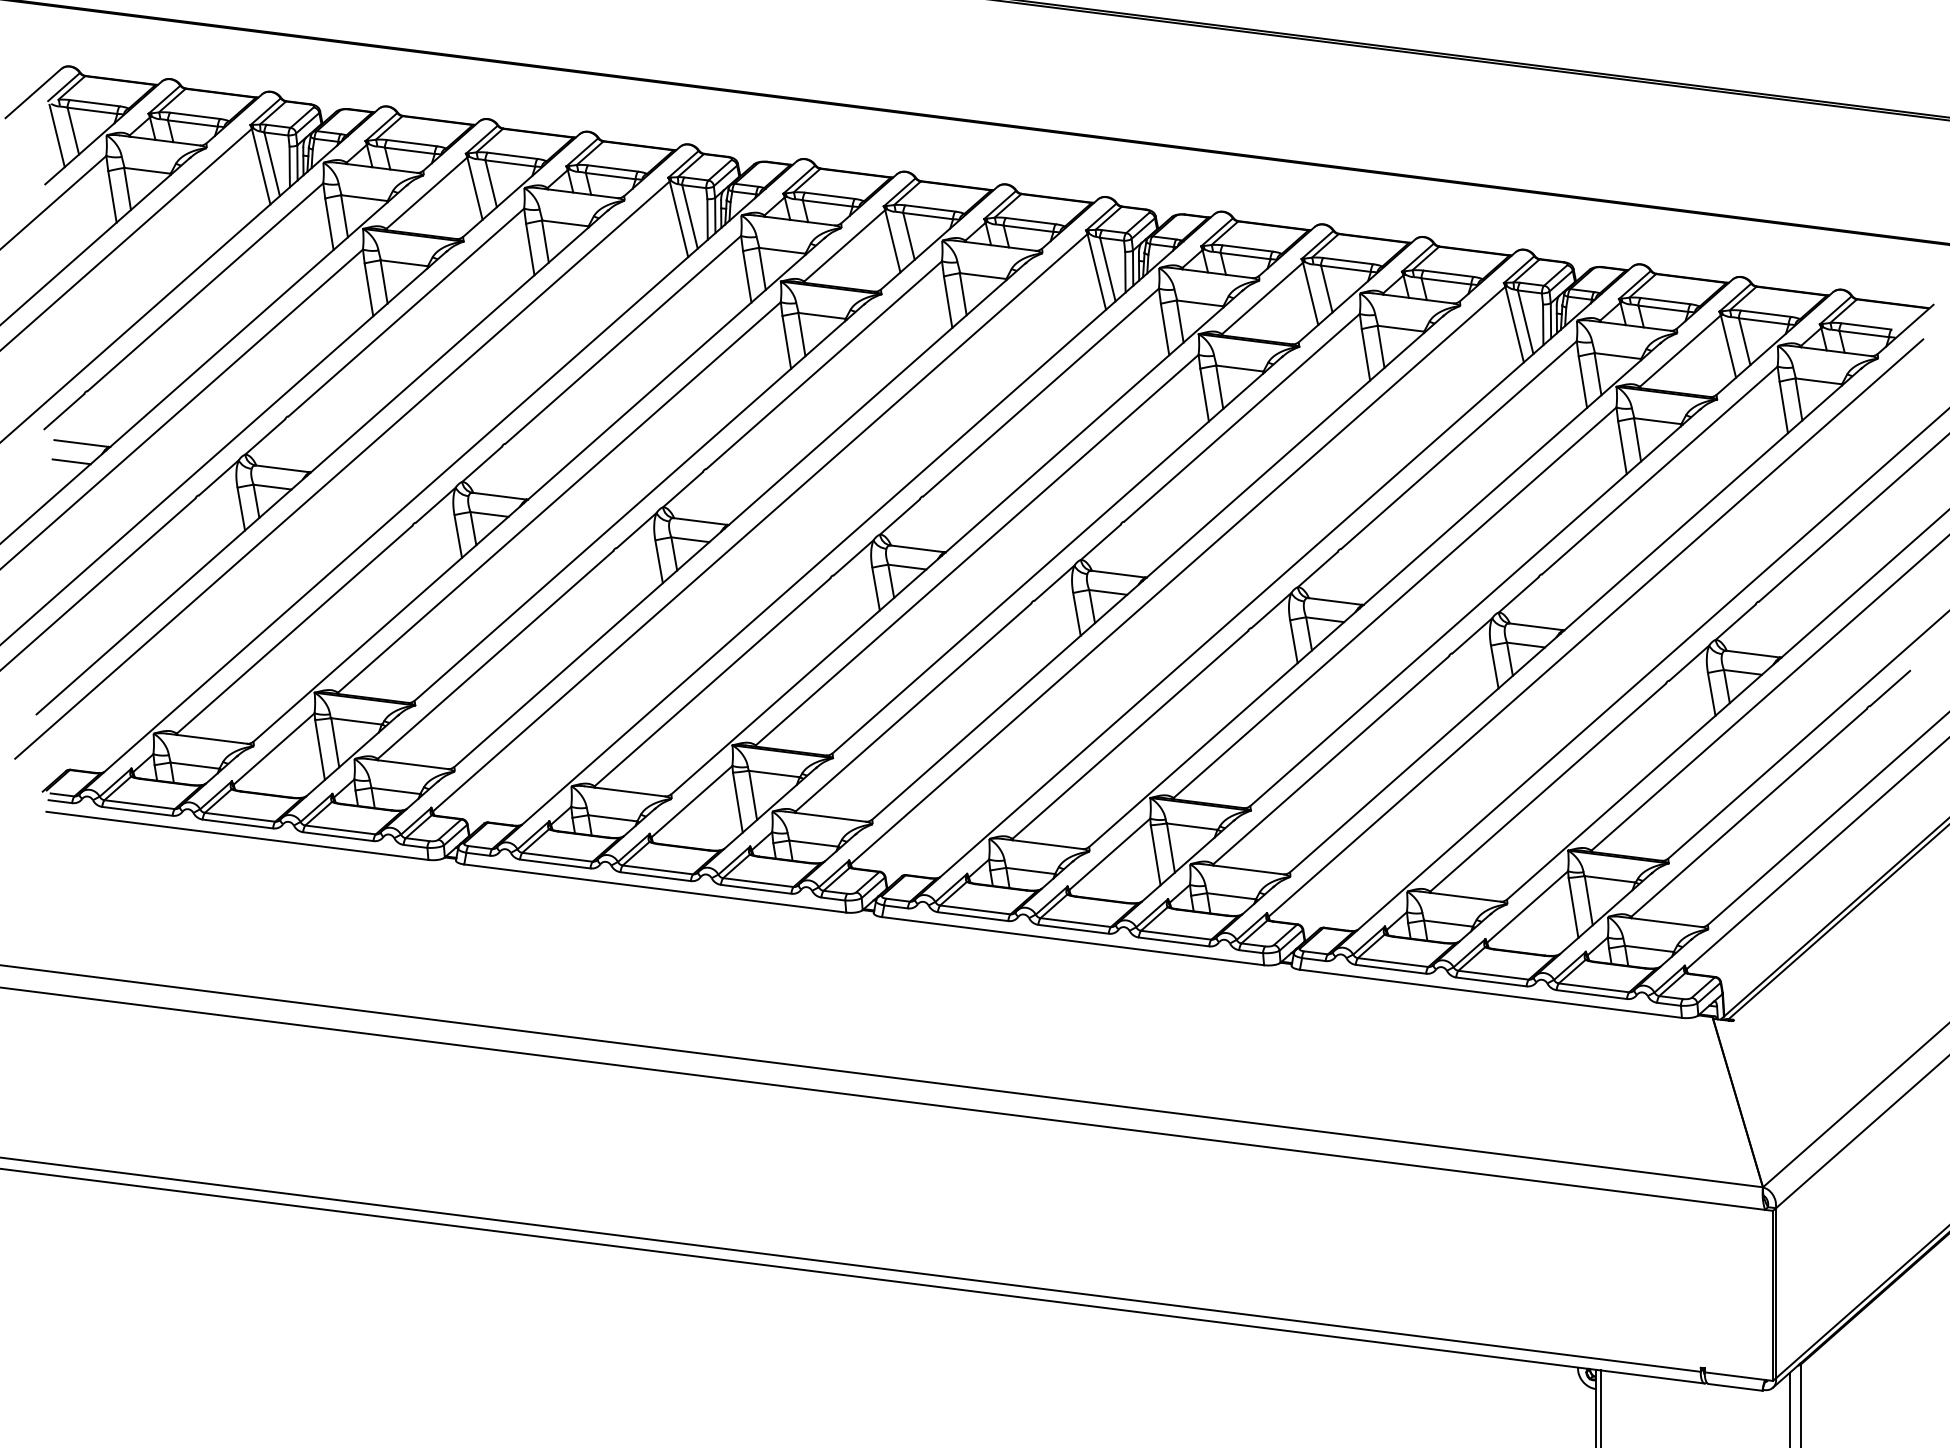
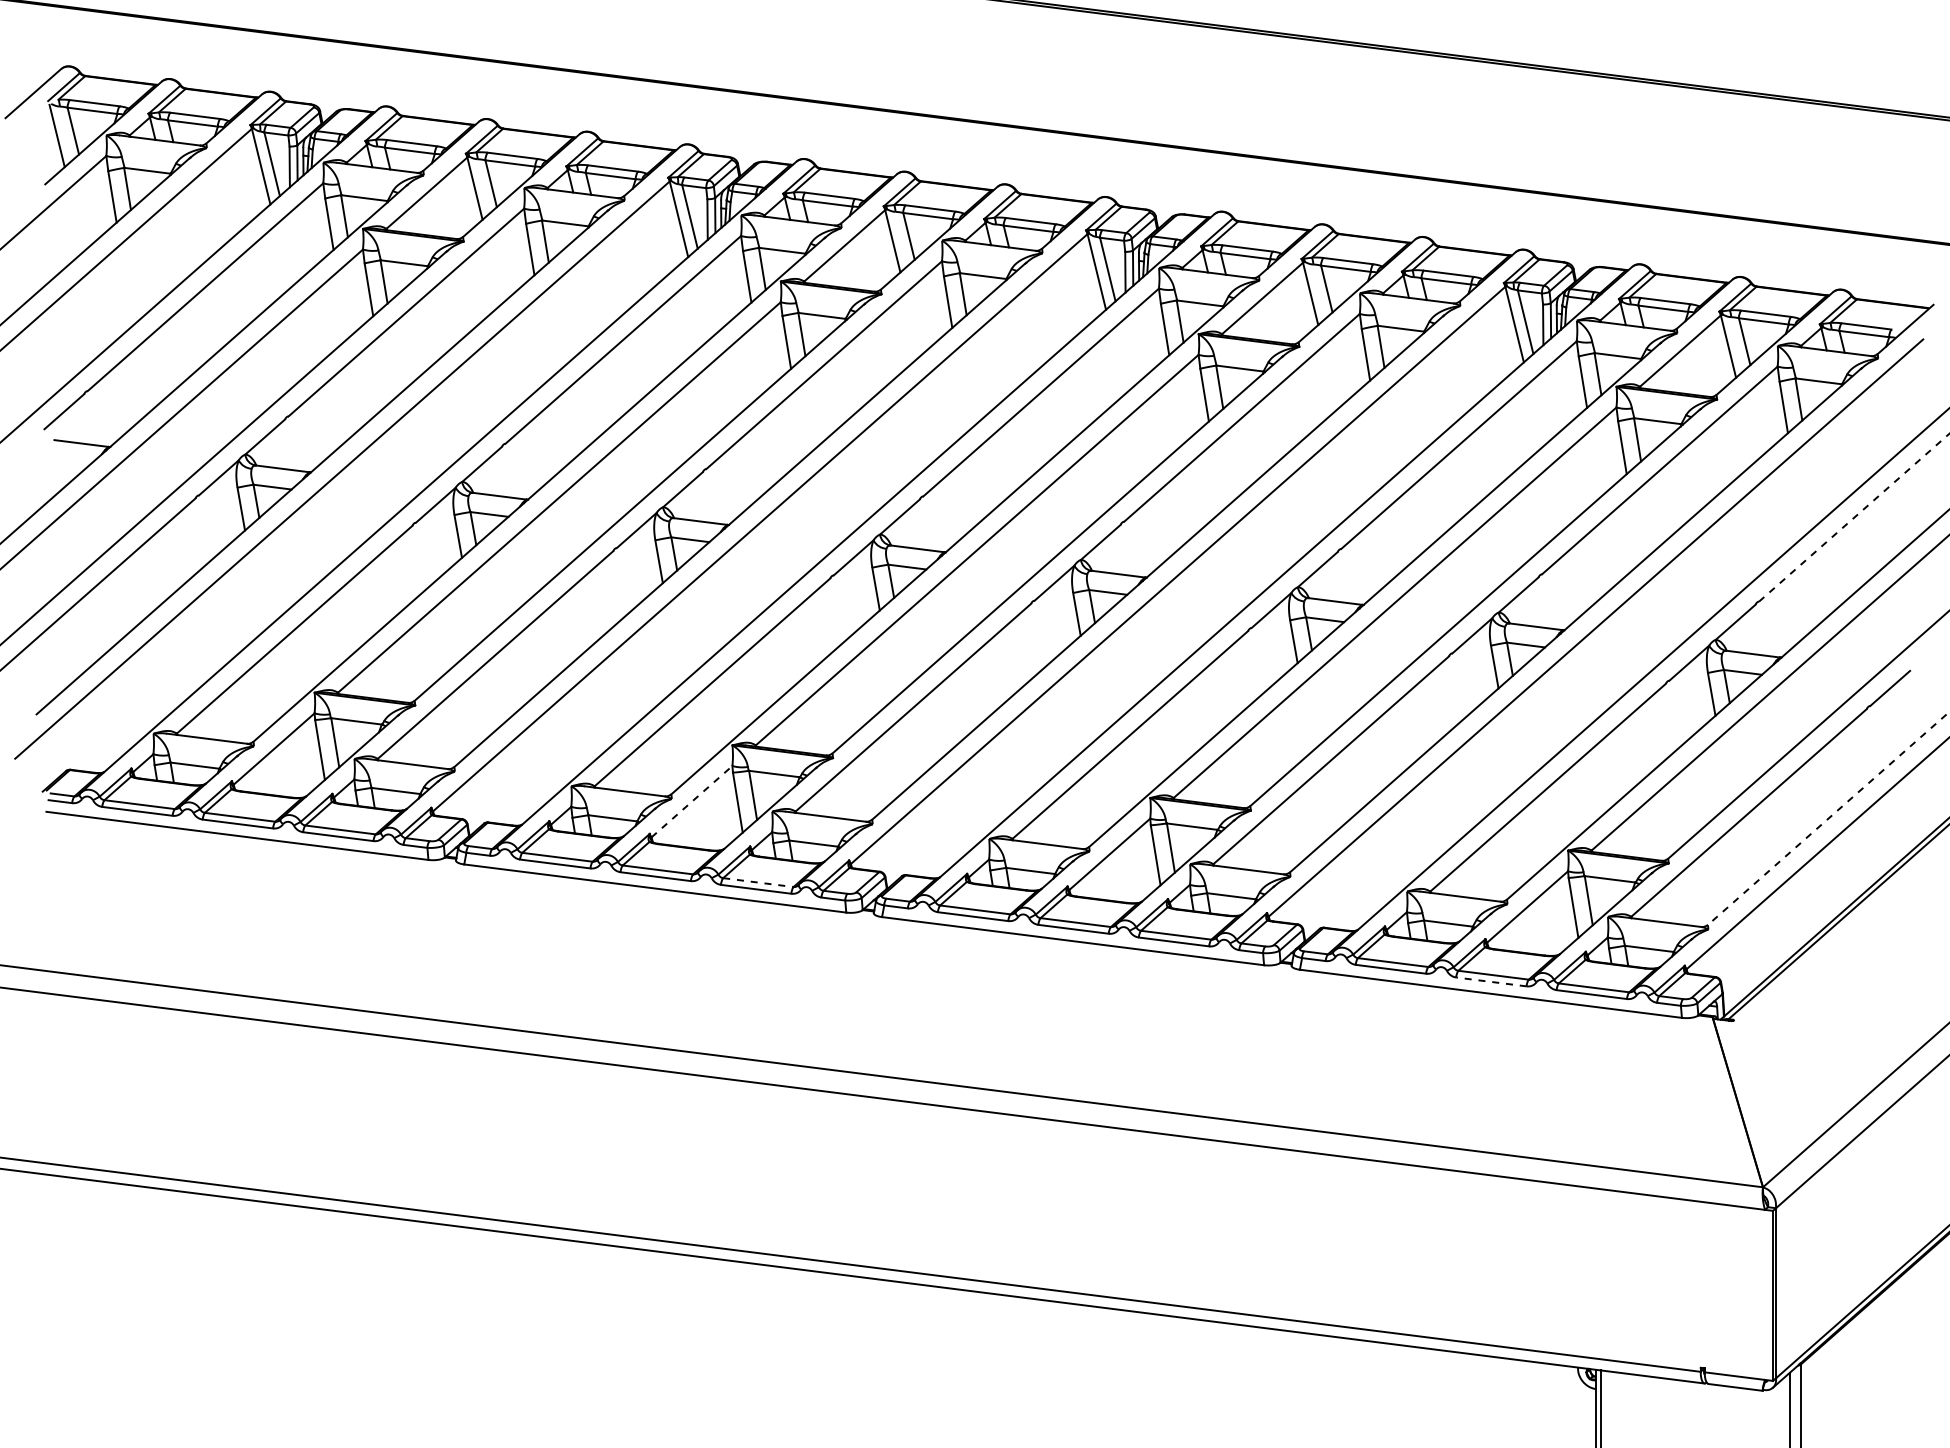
line: present -> none (71, 461)
line: solid -> dashed (1854, 517)
line: solid -> dashed (691, 801)
line: solid -> dashed (1828, 818)
line: solid -> dashed (758, 882)
line: solid -> dashed (1491, 981)
